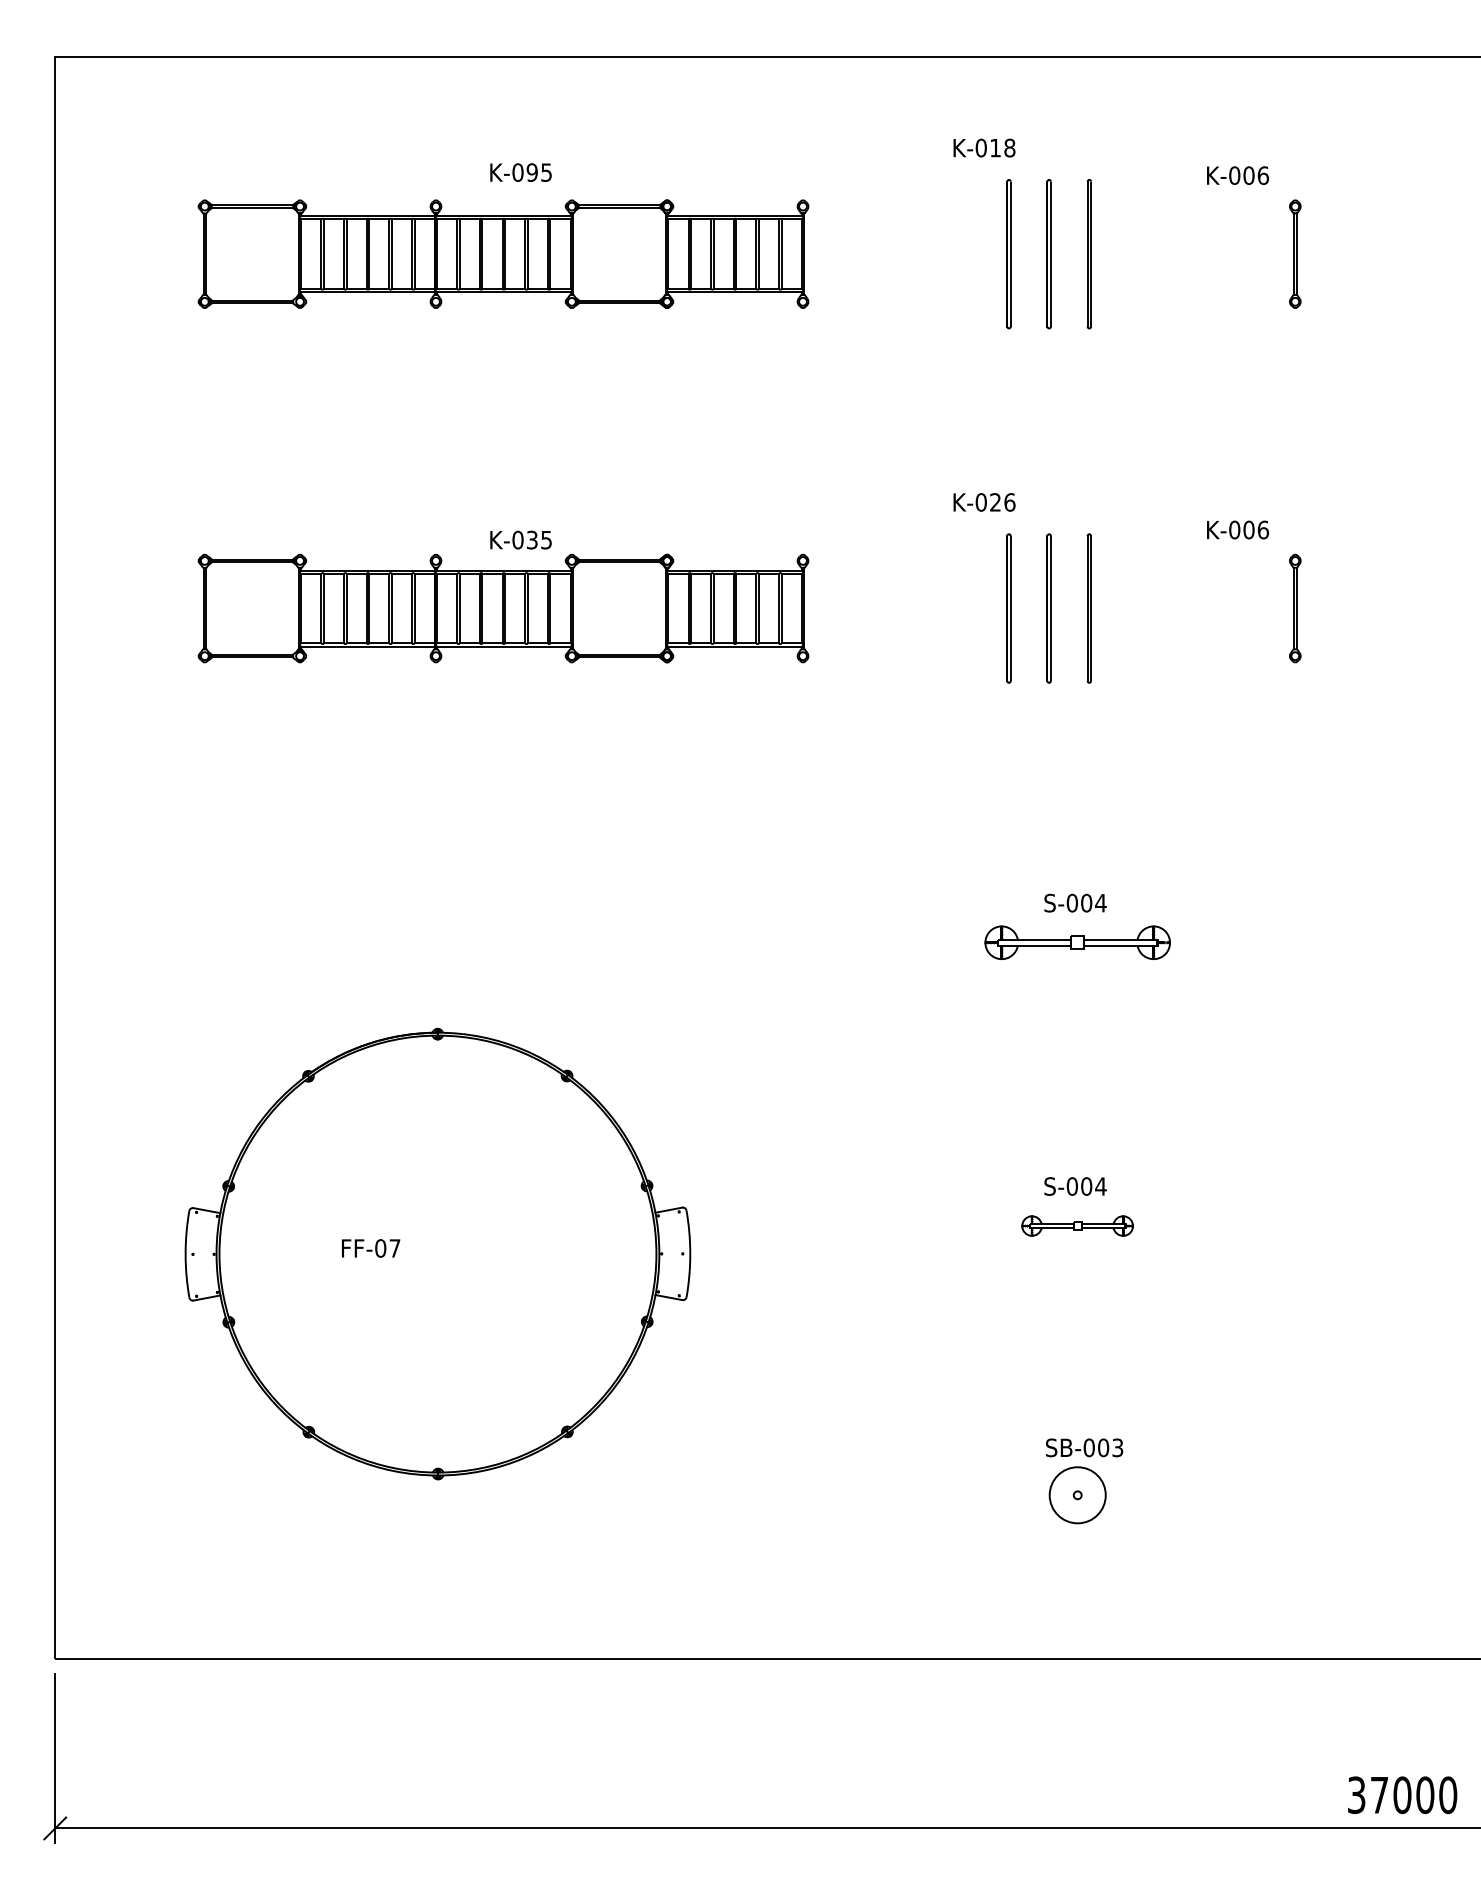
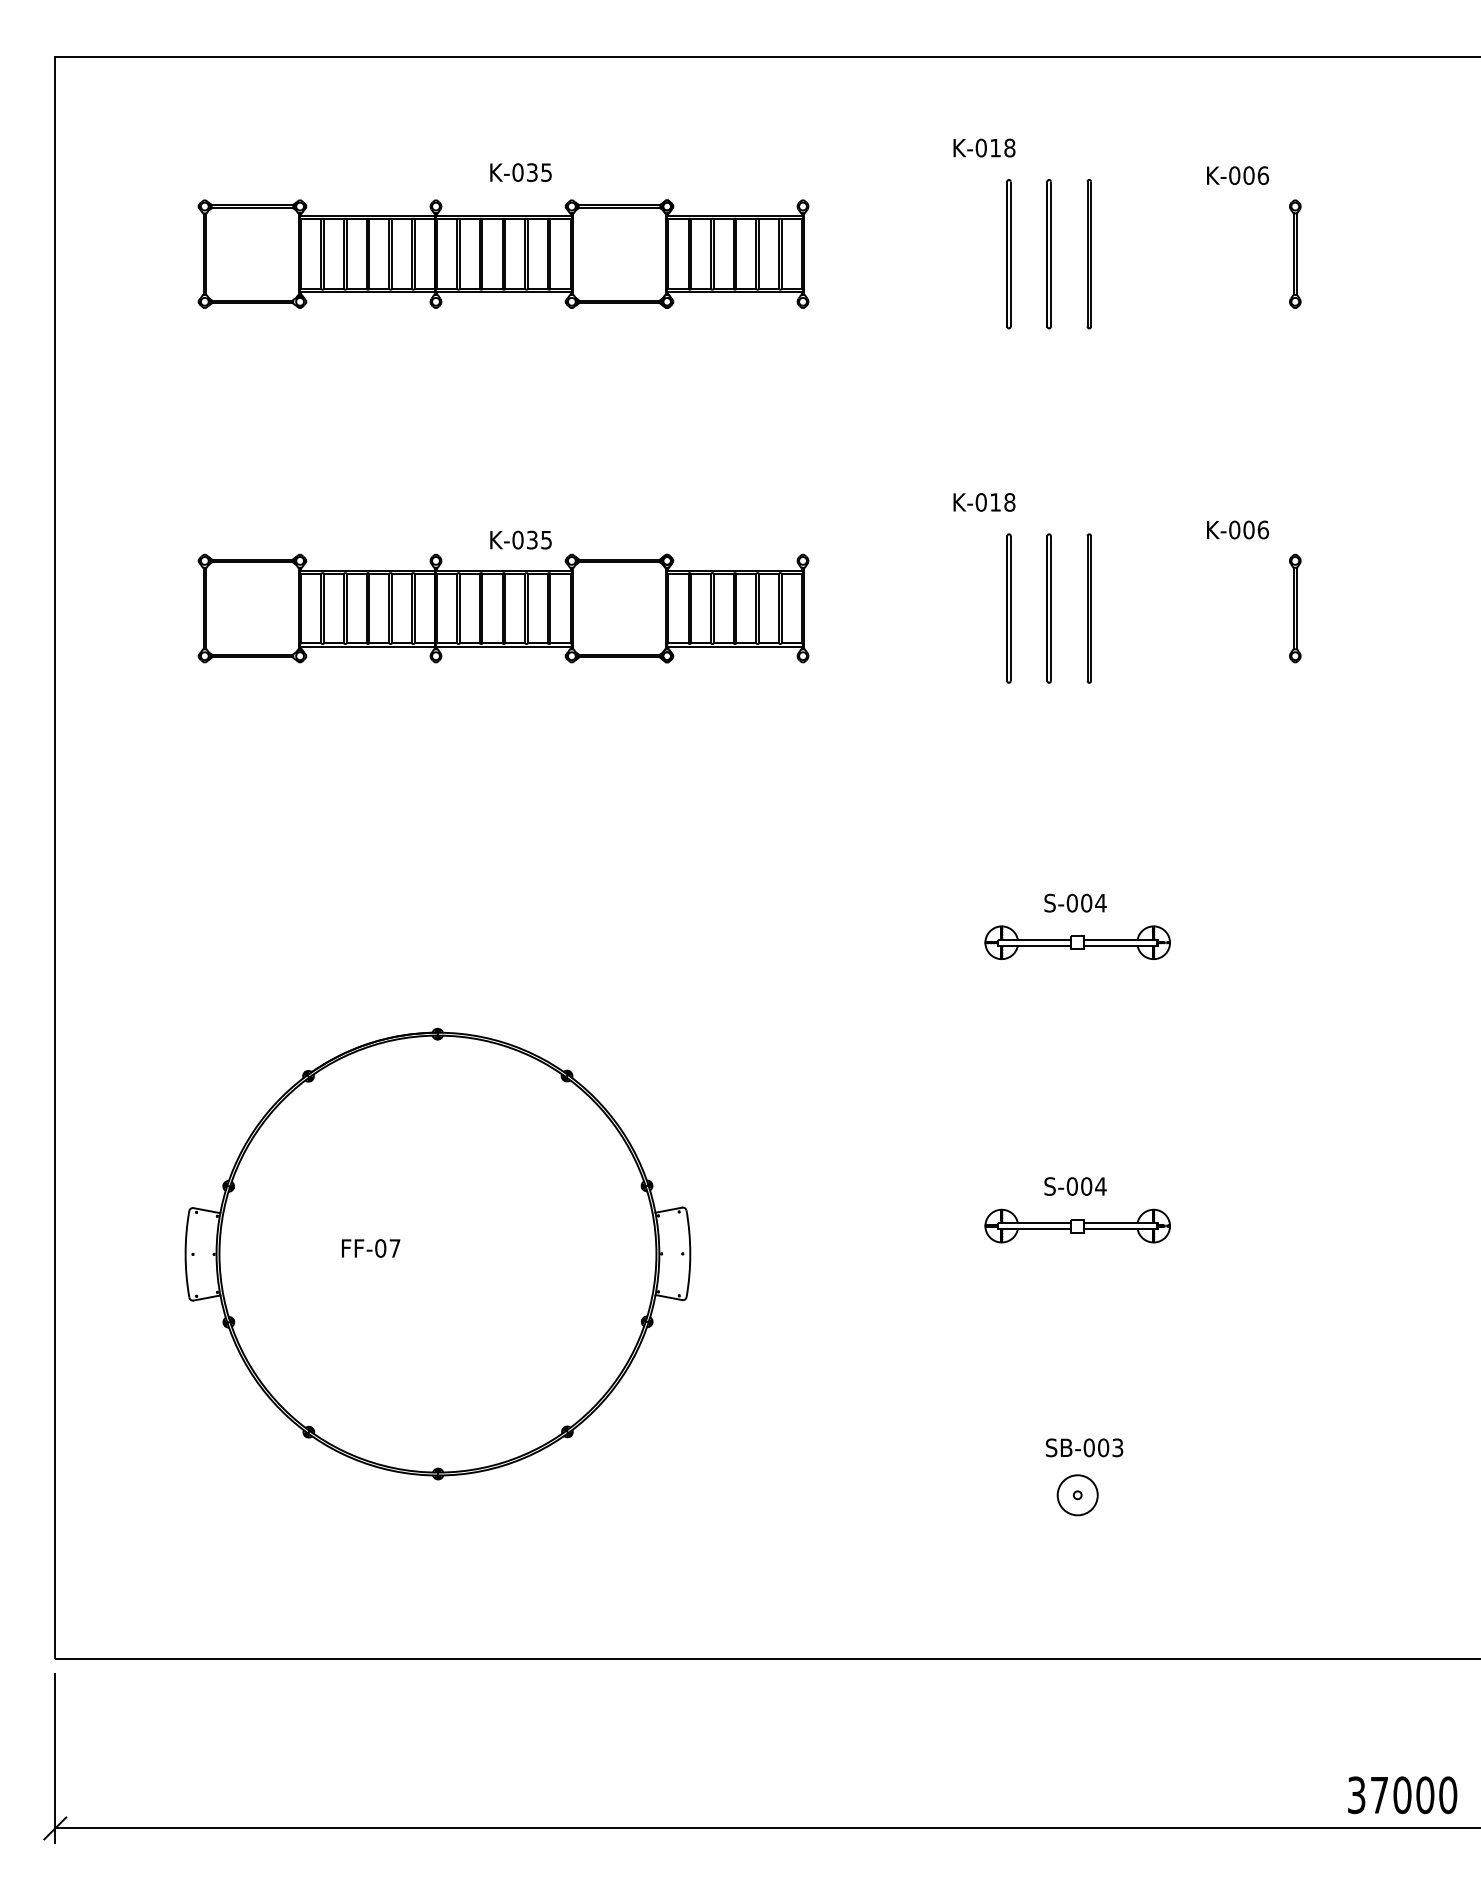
text: K-095 -> K-035 (531, 172)
text: K-026 -> K-018 (1002, 502)
part size: 113x22 px -> 187x36 px (1077, 1225)
circle diameter: 56 px -> 40 px (1077, 1495)
